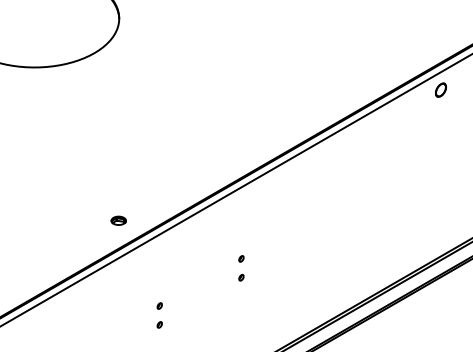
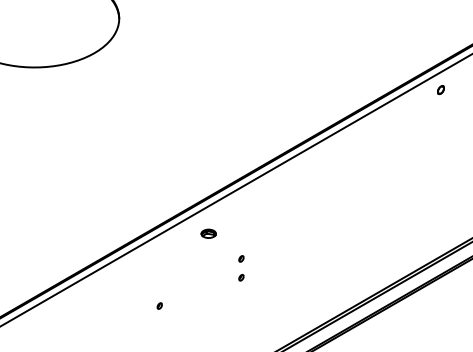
part size: 12x16 px -> 8x11 px (440, 90)
part position: (118, 220) -> (208, 233) (208, 233)
part: present -> none (159, 324)
